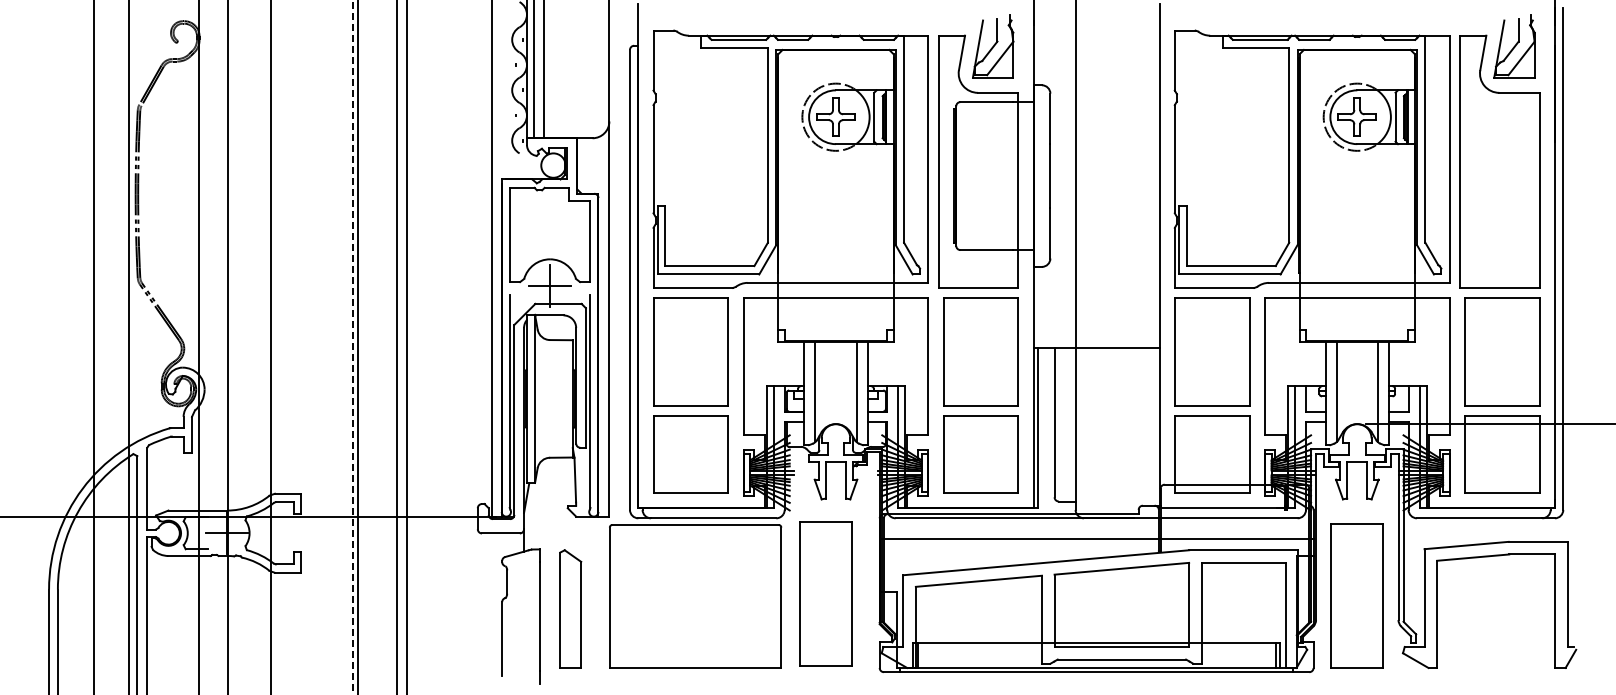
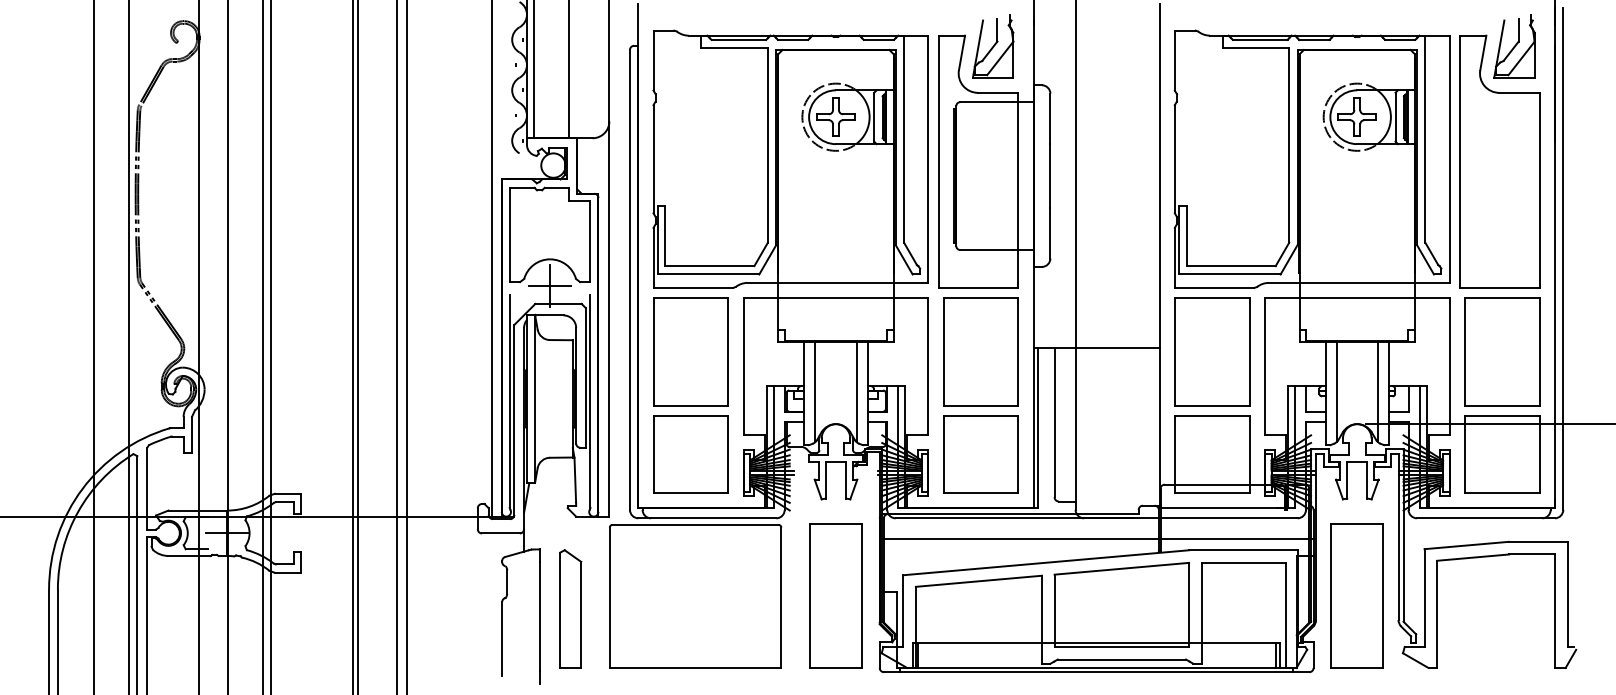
line position: (544, 70) -> (569, 70) (569, 70)
line: none -> present (262, 346)
line: dashed -> solid (352, 347)
part position: (825, 593) -> (835, 595) (835, 595)
